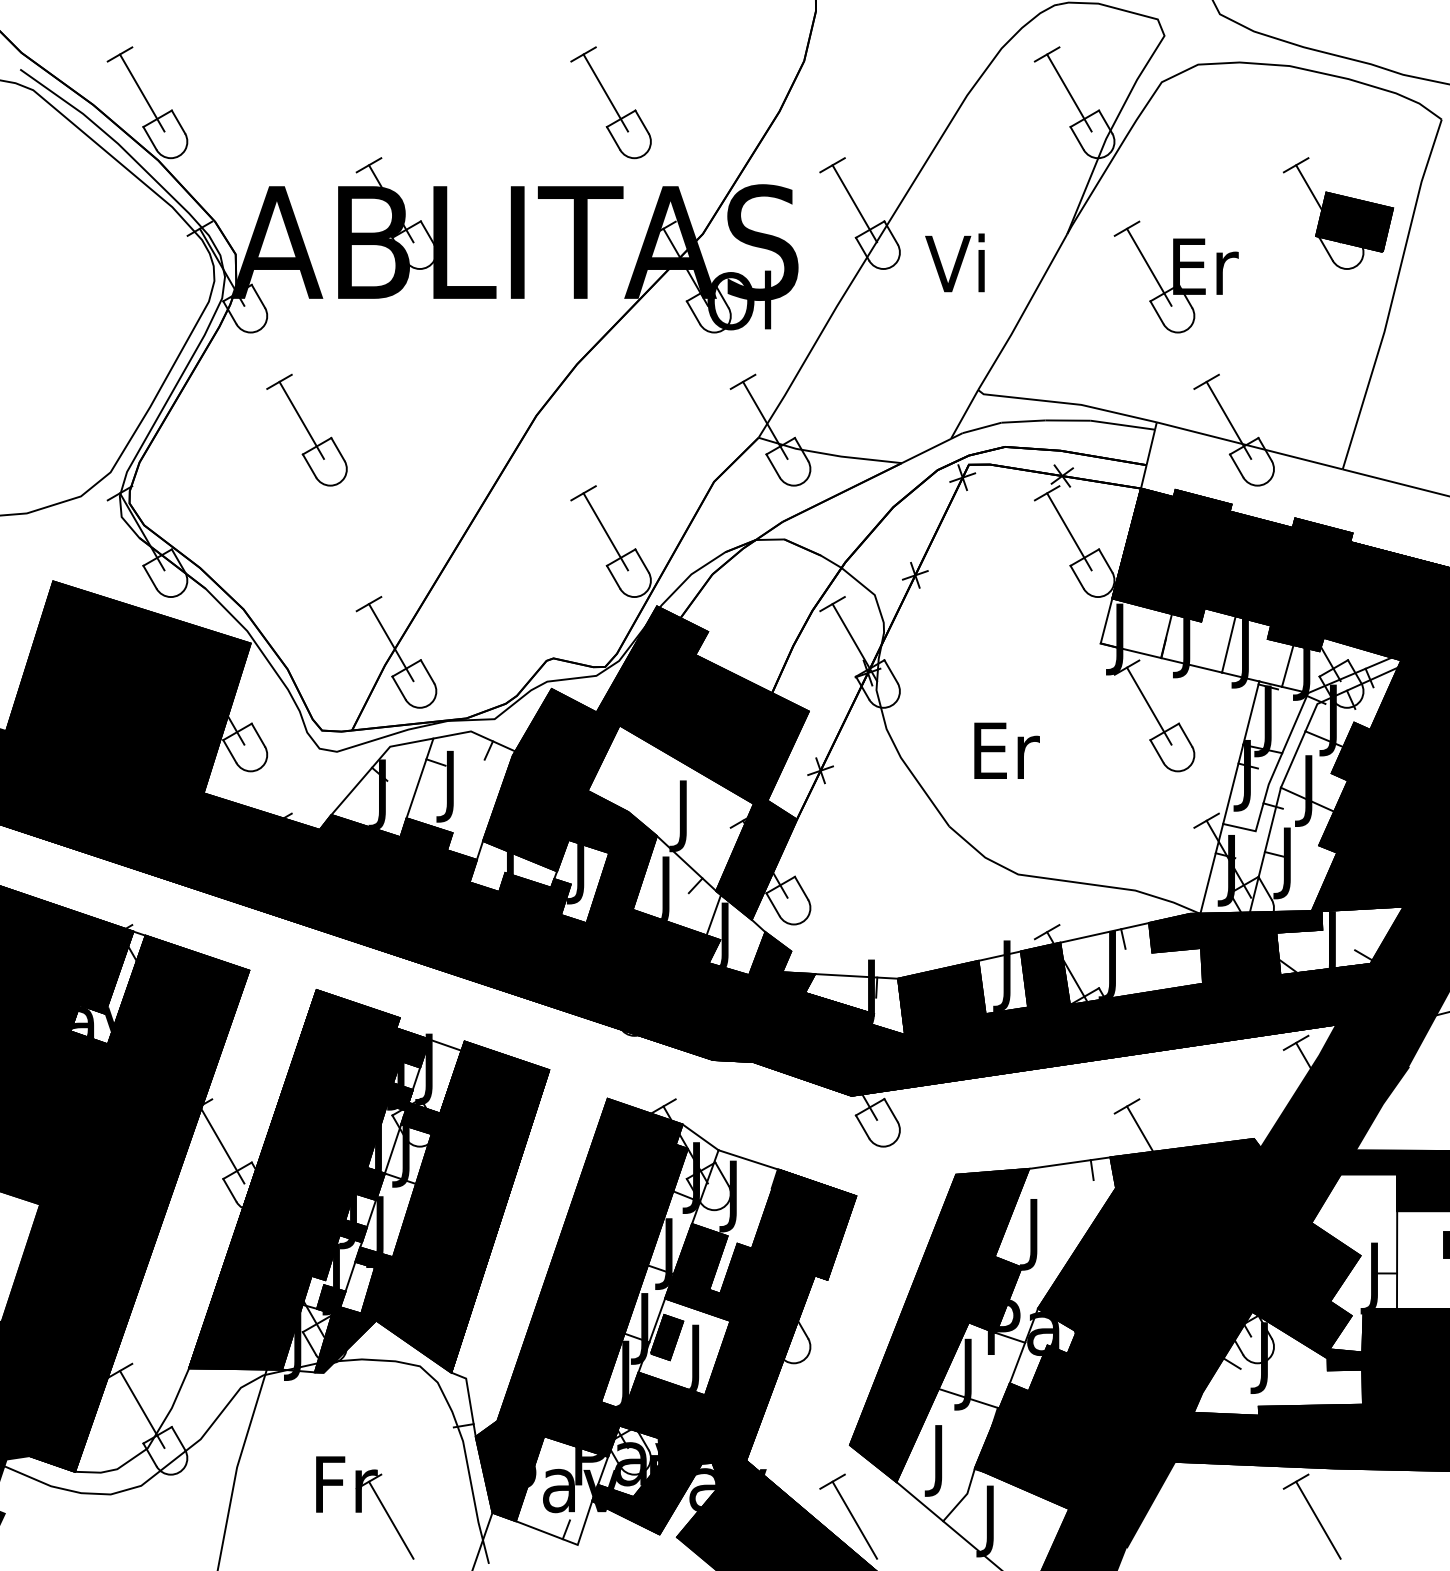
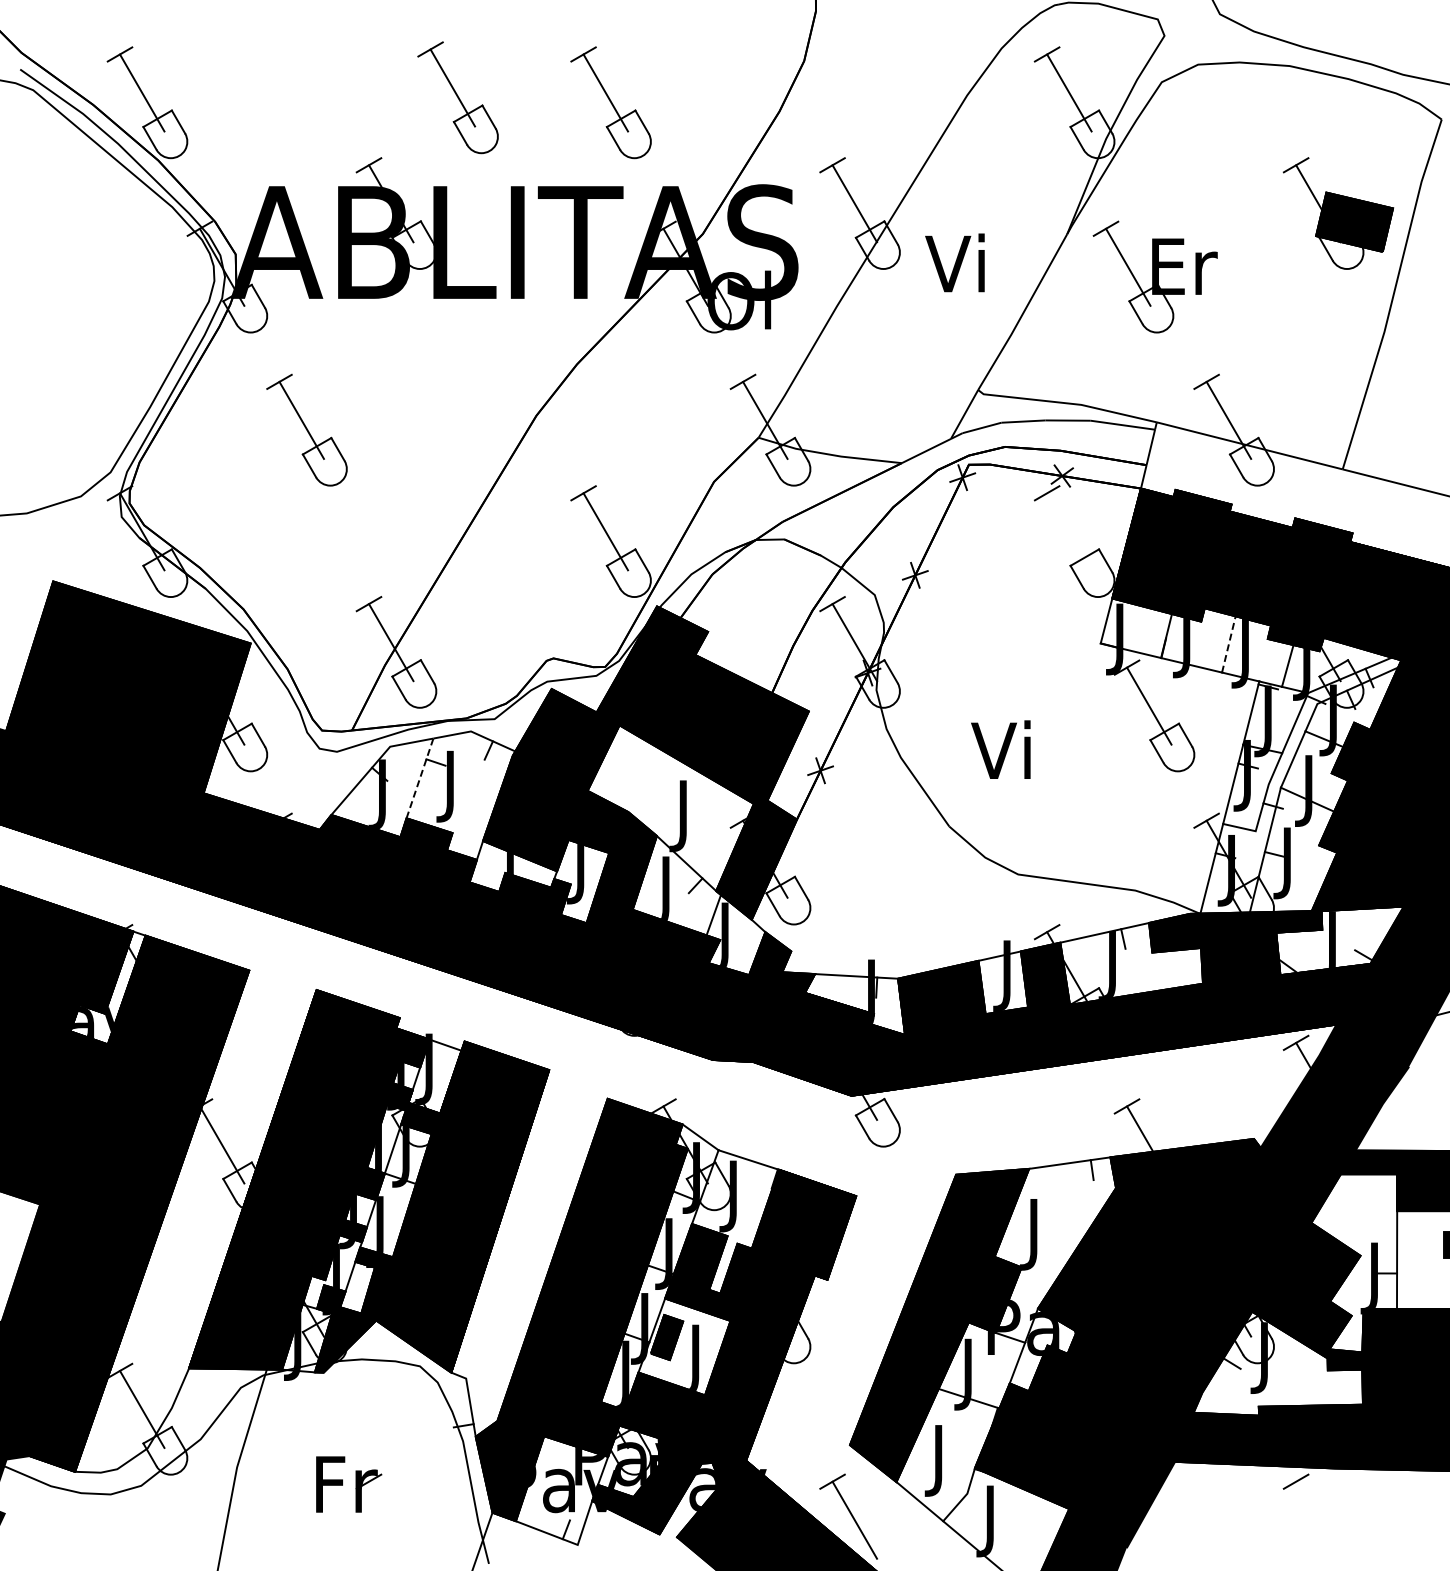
part: none -> present (457, 97)
part position: (1175, 276) -> (1154, 276) (1154, 276)
line: present -> none (1069, 531)
line: solid -> dashed (1228, 644)
text: Er -> Vi (1005, 749)
line: solid -> dashed (420, 777)
line: present -> none (391, 1519)
line: present -> none (1318, 1519)
